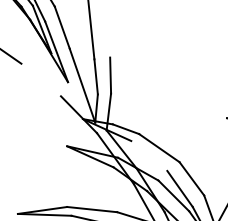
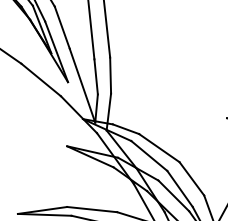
line: none -> present (107, 29)
line: none -> present (40, 79)
line: none -> present (149, 155)
